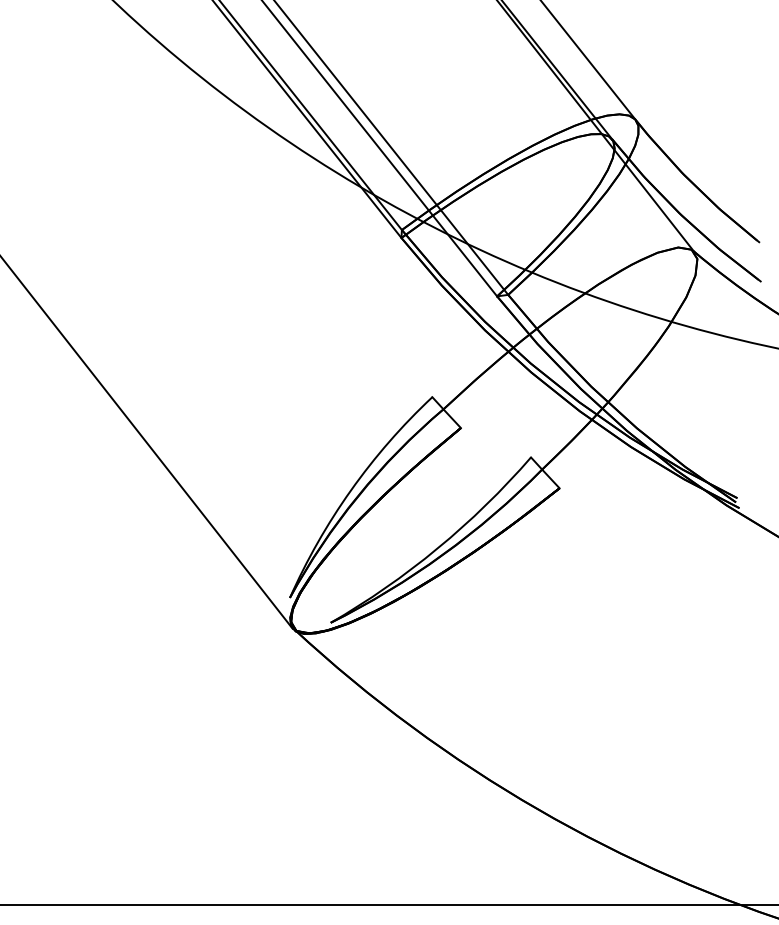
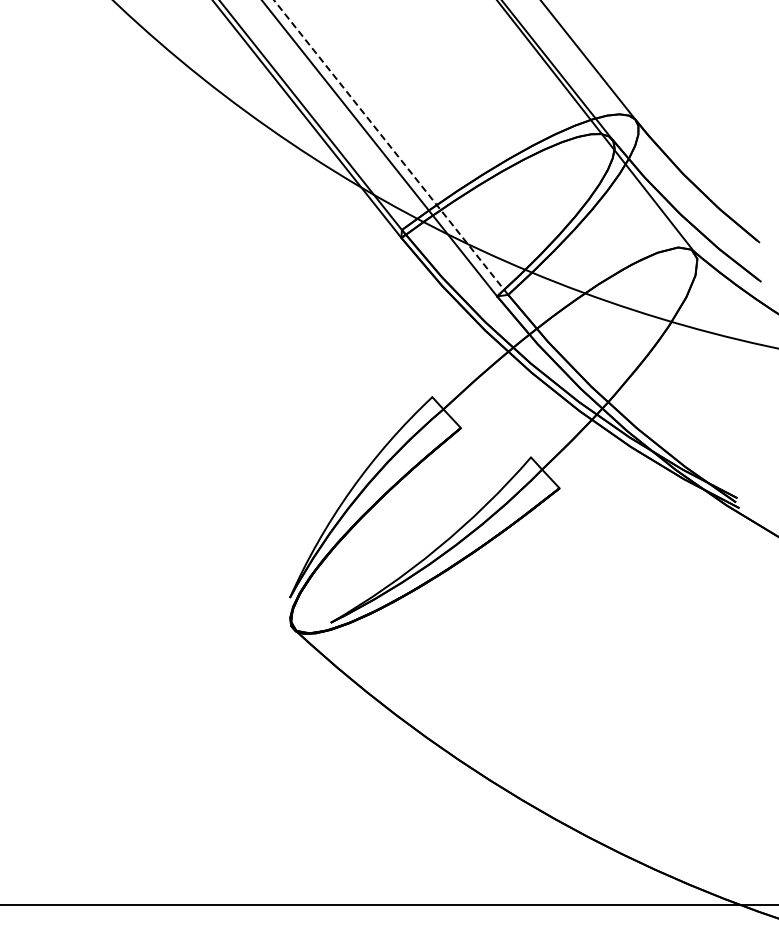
line: solid -> dashed (391, 147)
line: present -> none (147, 443)
